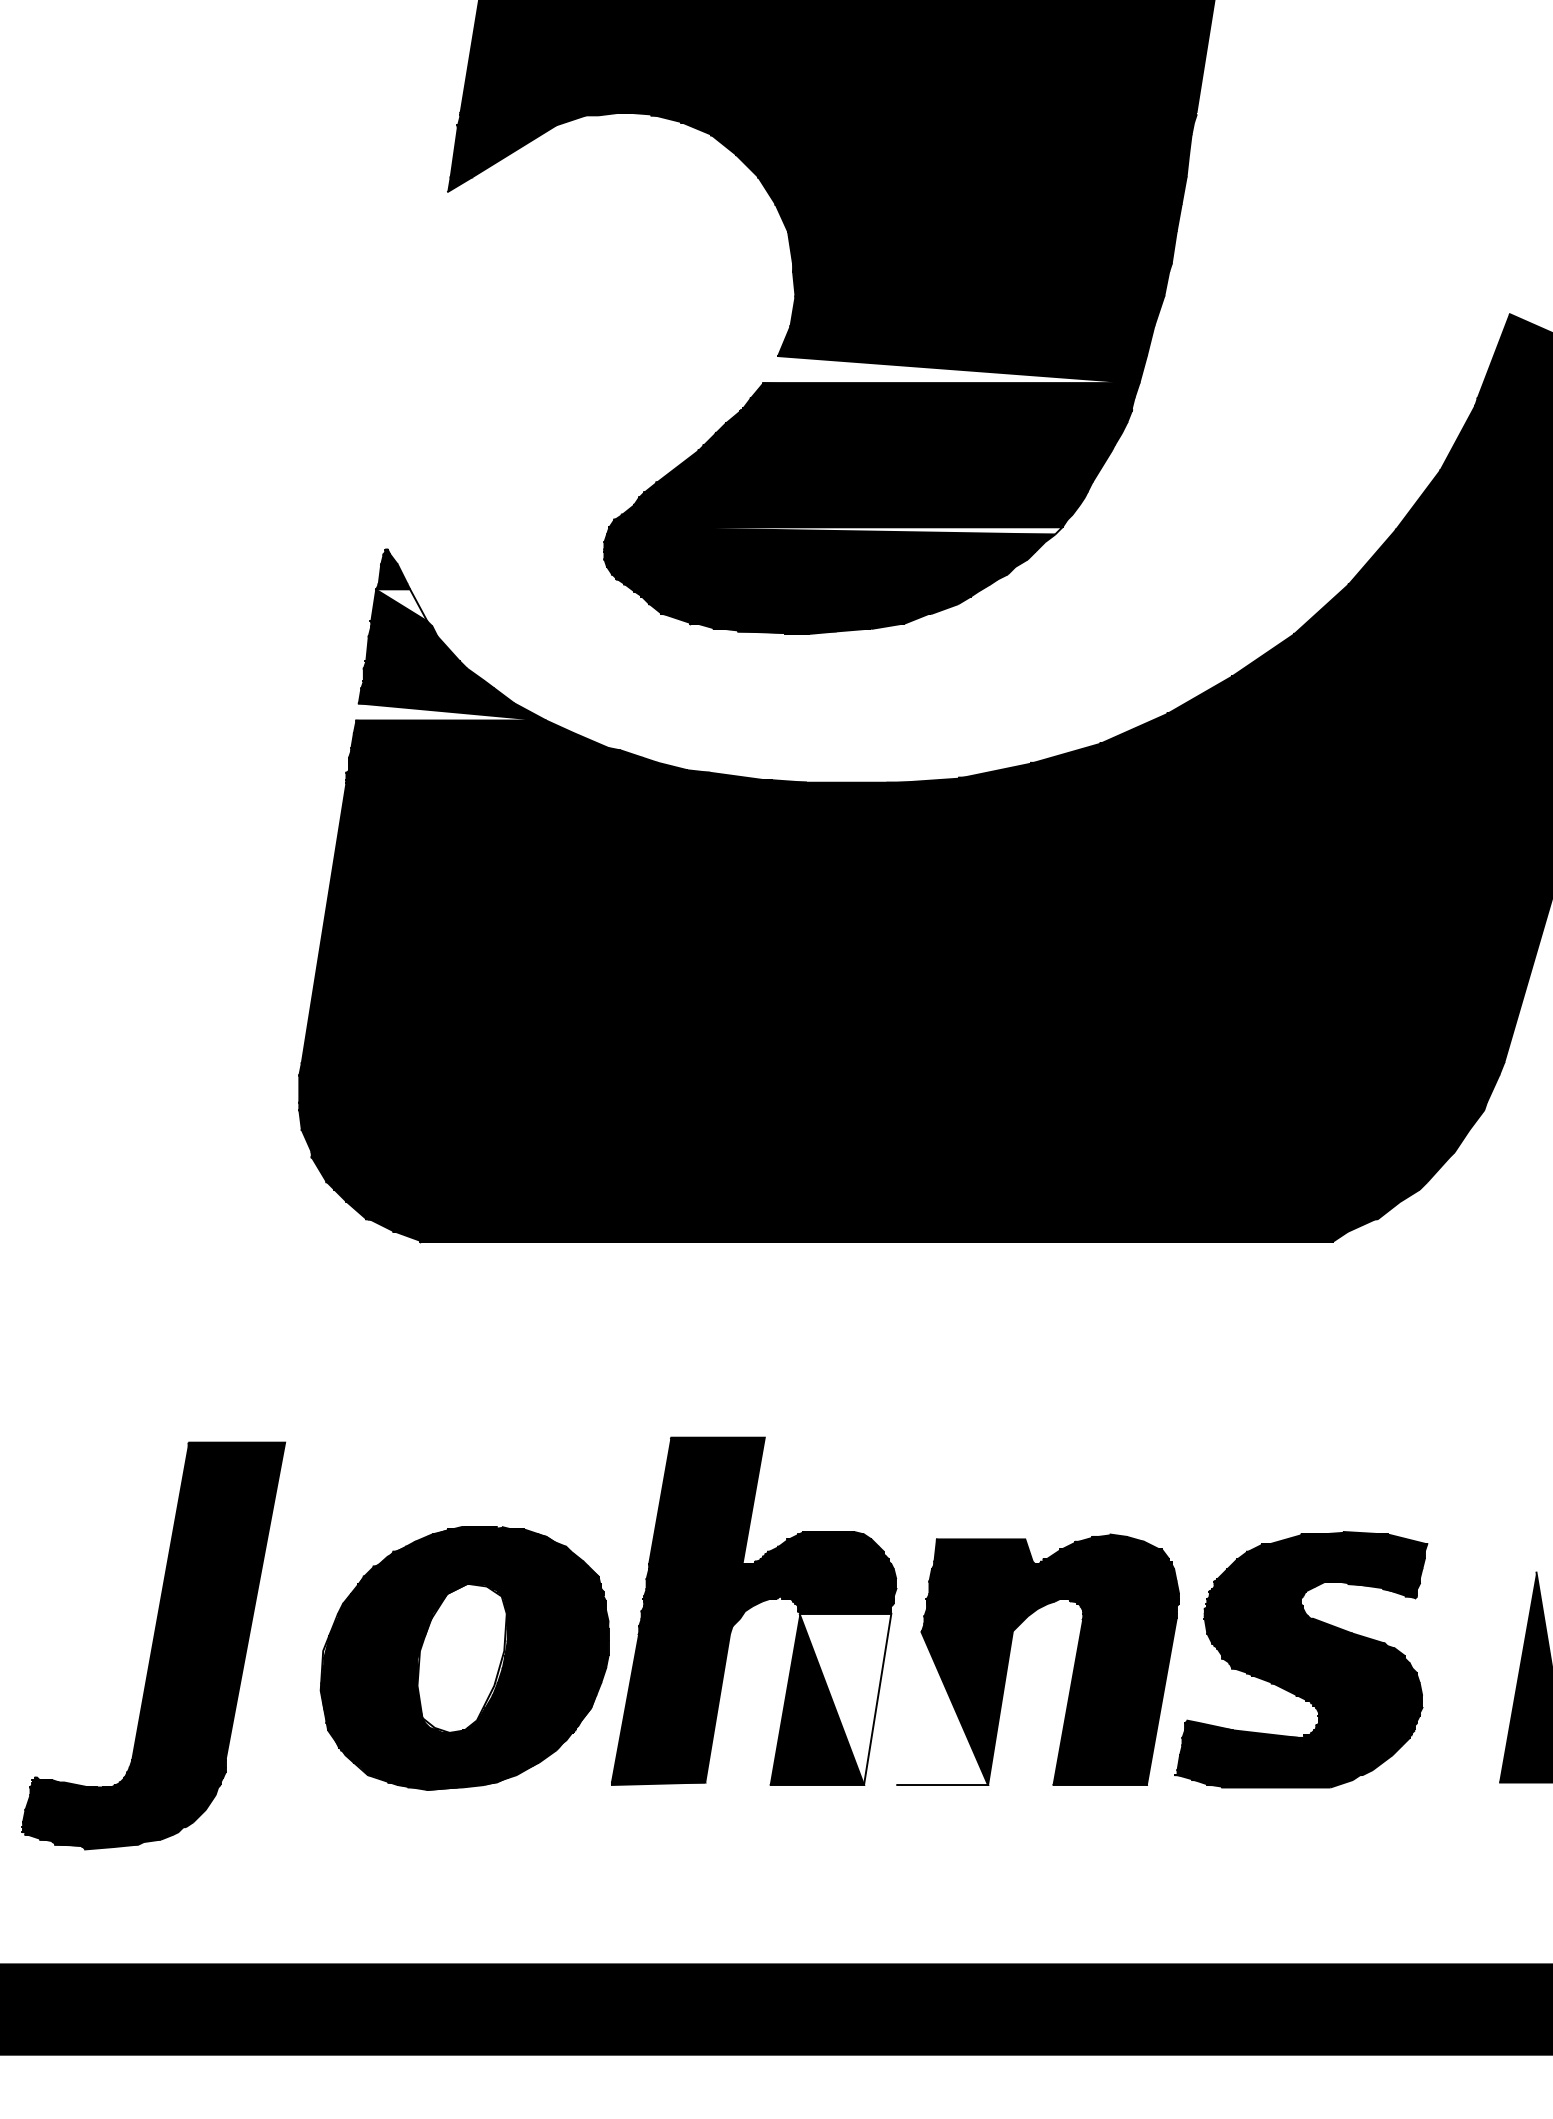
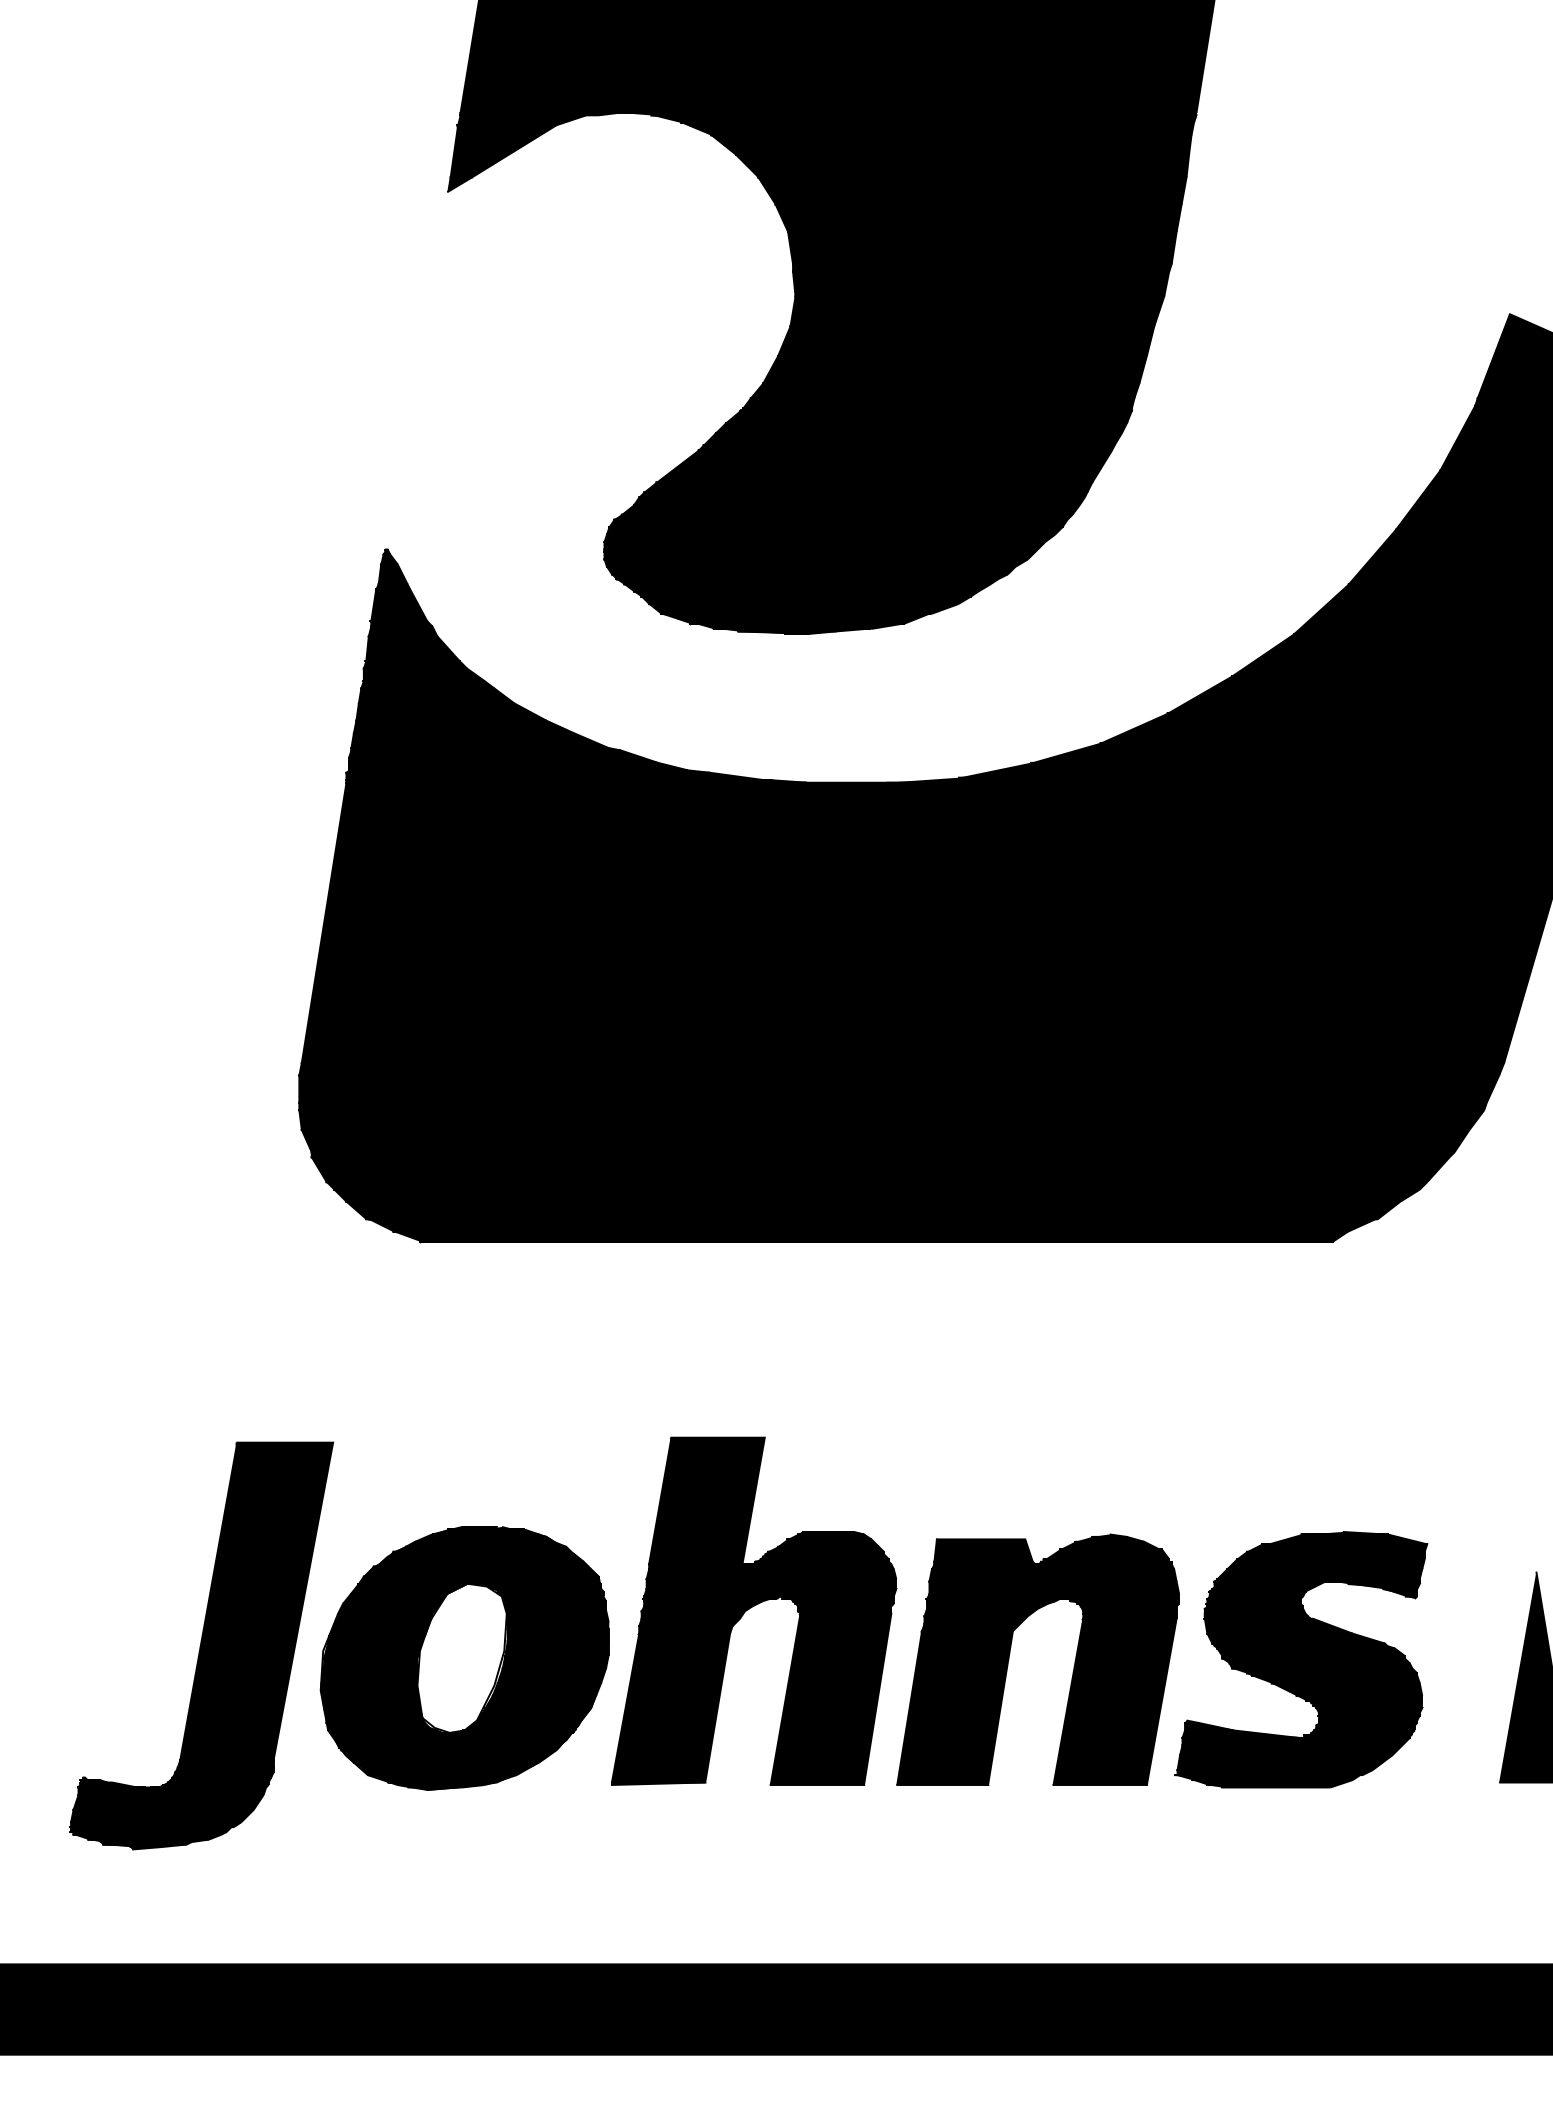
fill: none -> present (950, 369)
fill: none -> present (835, 530)
fill: none -> present (401, 605)
fill: none -> present (450, 711)
part position: (153, 1645) -> (201, 1645) (201, 1645)
fill: none -> present (845, 1699)
fill: none -> present (942, 1708)
